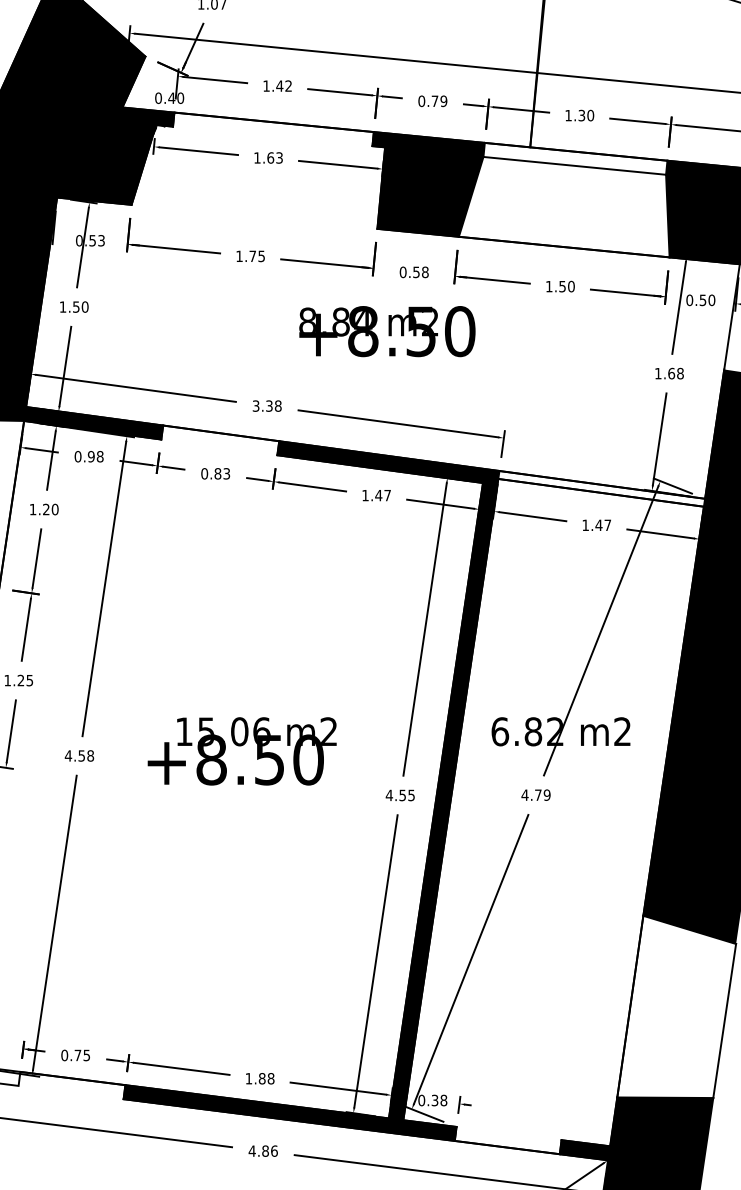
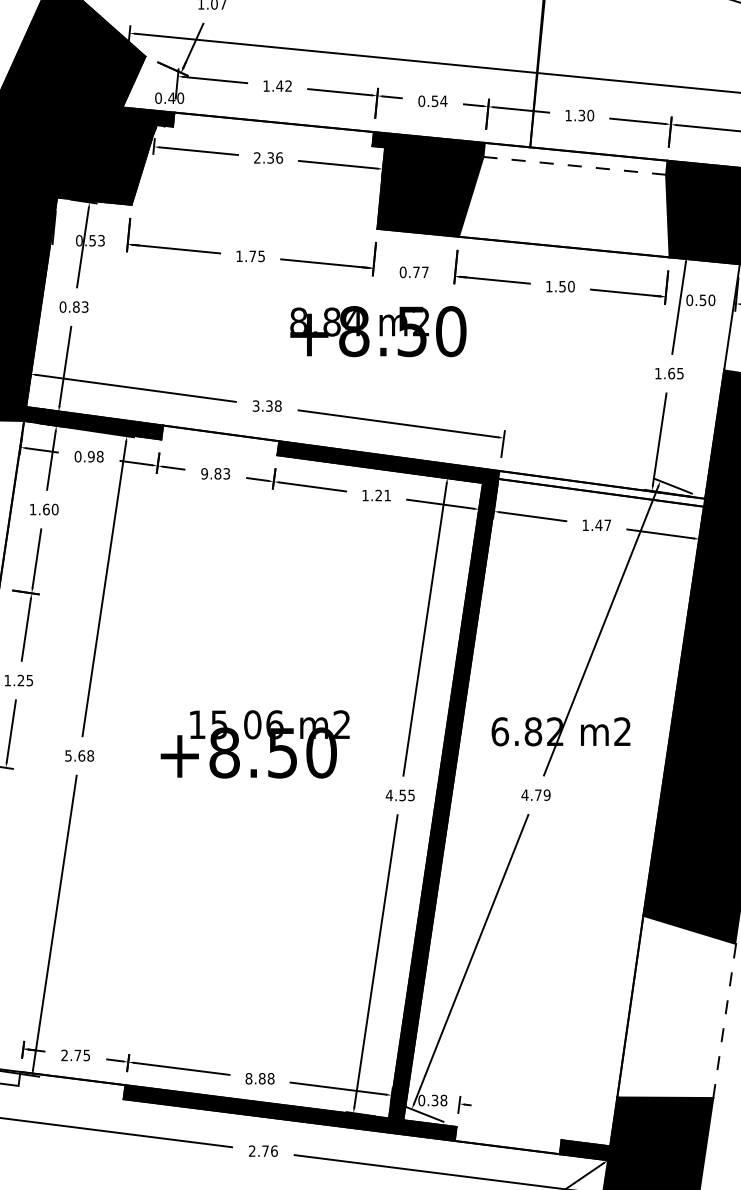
text: 0.79 -> 0.54 (439, 101)
text: 1.63 -> 2.36 (268, 157)
line: solid -> dashed (574, 165)
text: 0.58 -> 0.77 (420, 272)
text: 1.50 -> 0.83 (73, 306)
text position: (387, 331) -> (378, 331) (378, 331)
text: 1.68 -> 1.65 (680, 373)
text: 0.83 -> 9.83 (204, 473)
text: 1.47 -> 1.21 (382, 495)
text: 1.20 -> 1.60 (46, 509)
text position: (241, 751) -> (254, 744) (254, 744)
text: 4.58 -> 5.68 (74, 755)
line: solid -> dashed (724, 1021)
text: 0.75 -> 2.75 (64, 1055)
text: 1.88 -> 8.88 (248, 1078)
text: 4.86 -> 2.76 (258, 1150)
